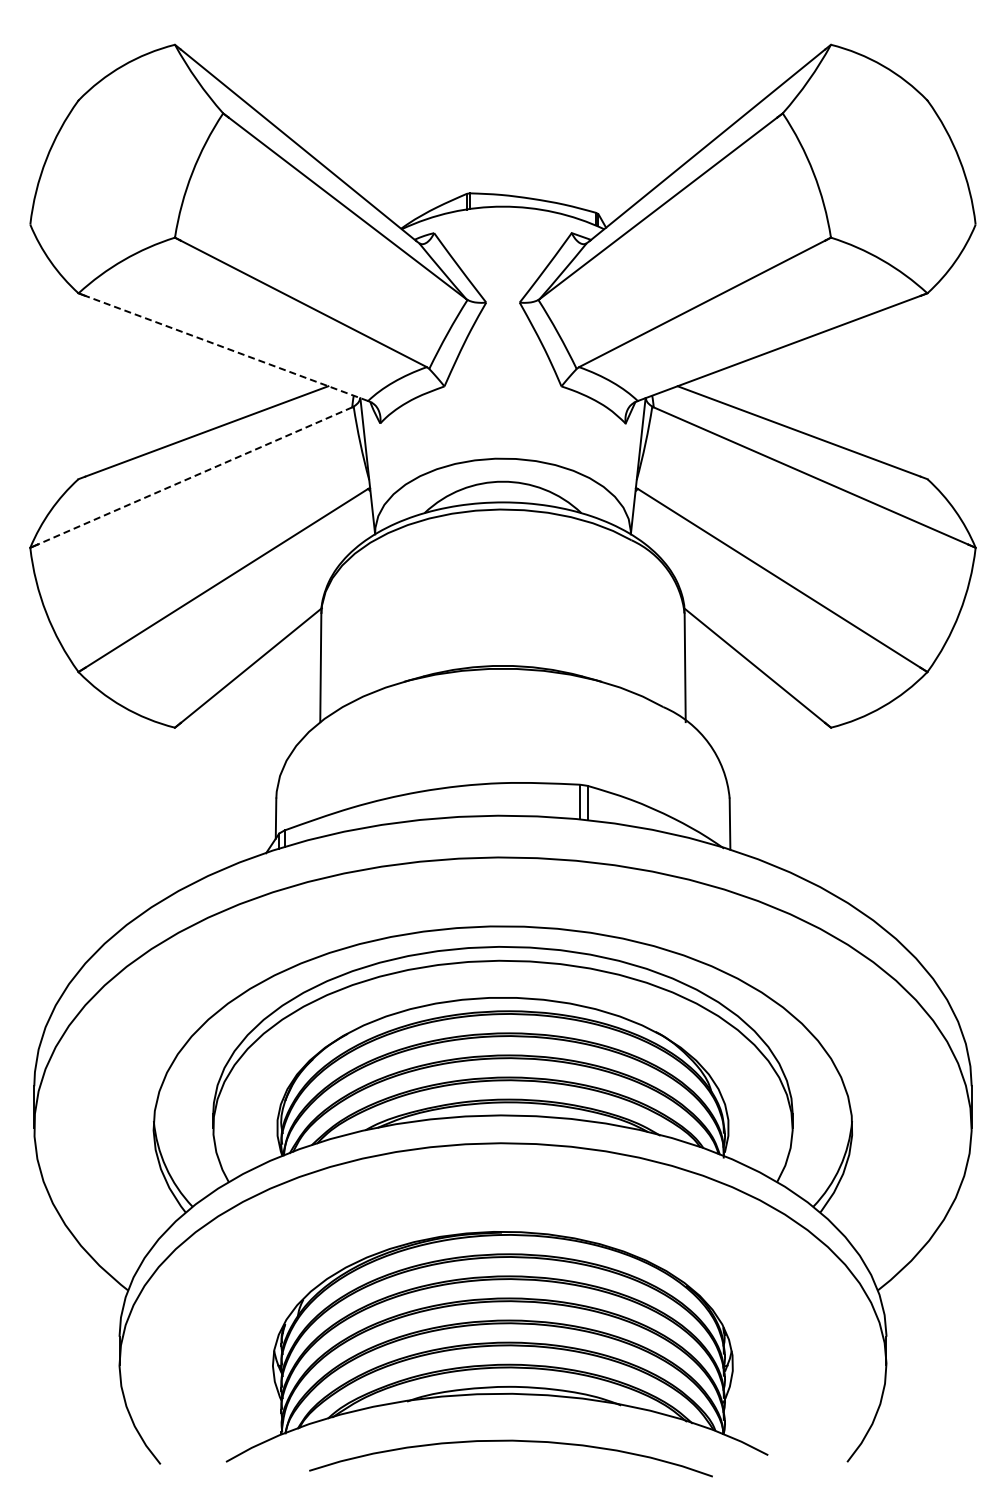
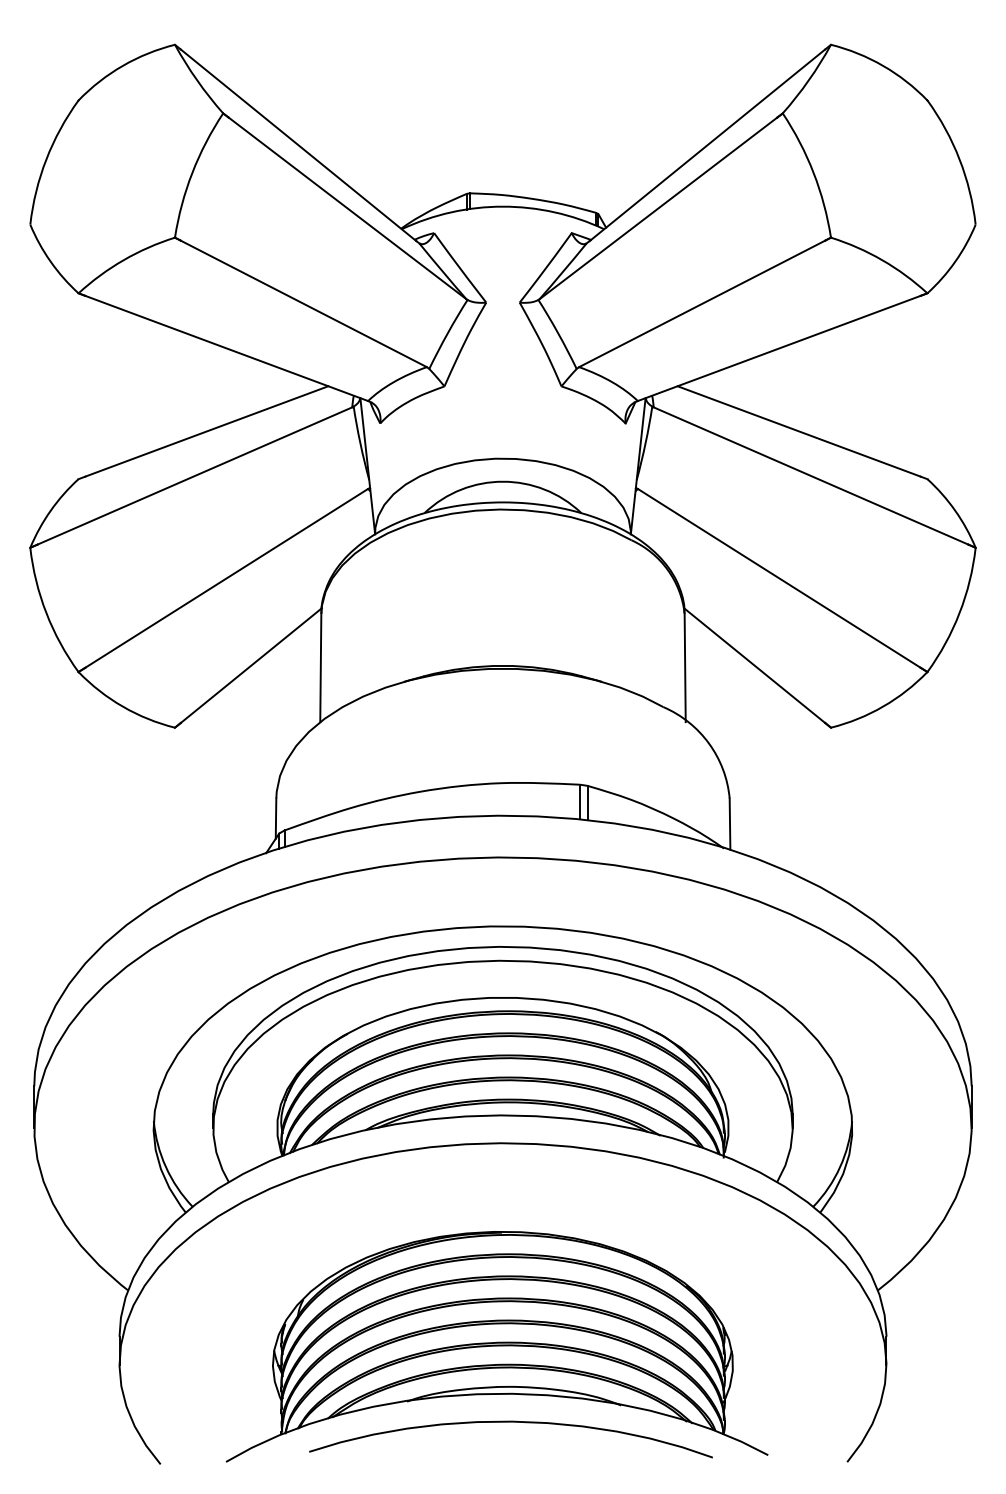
line: dashed -> solid (226, 348)
line: dashed -> solid (194, 476)
curve position: (510, 1441) -> (510, 1422) (510, 1422)
